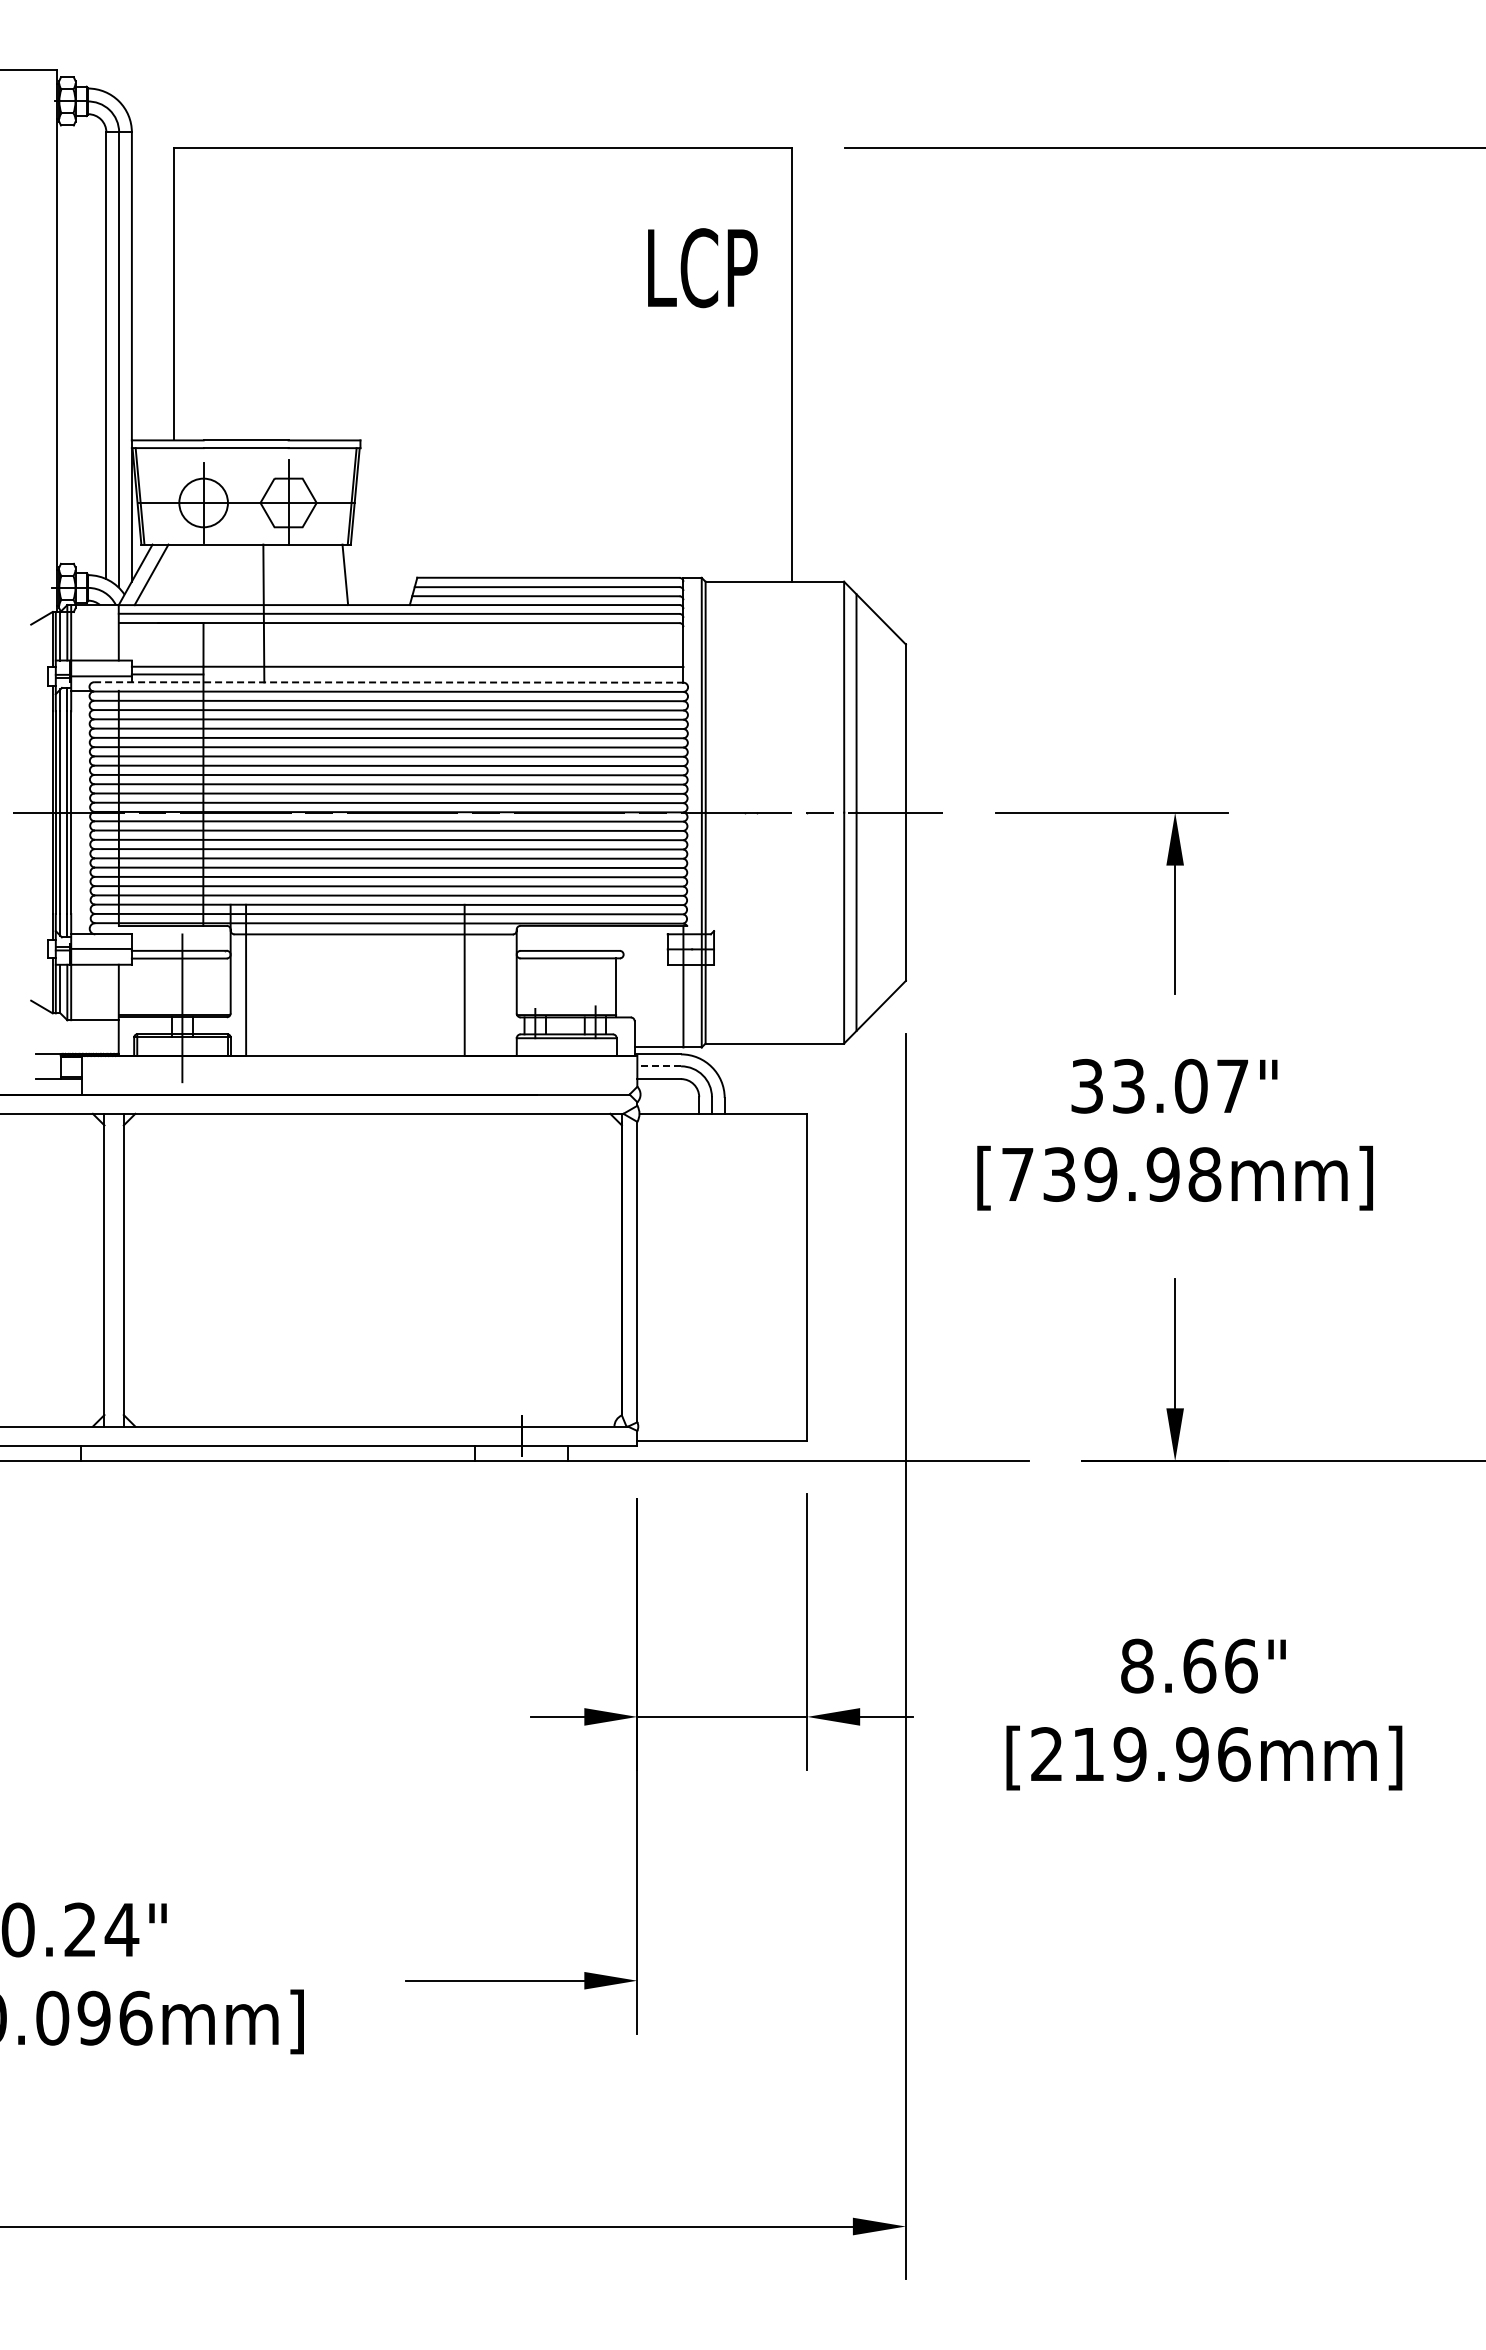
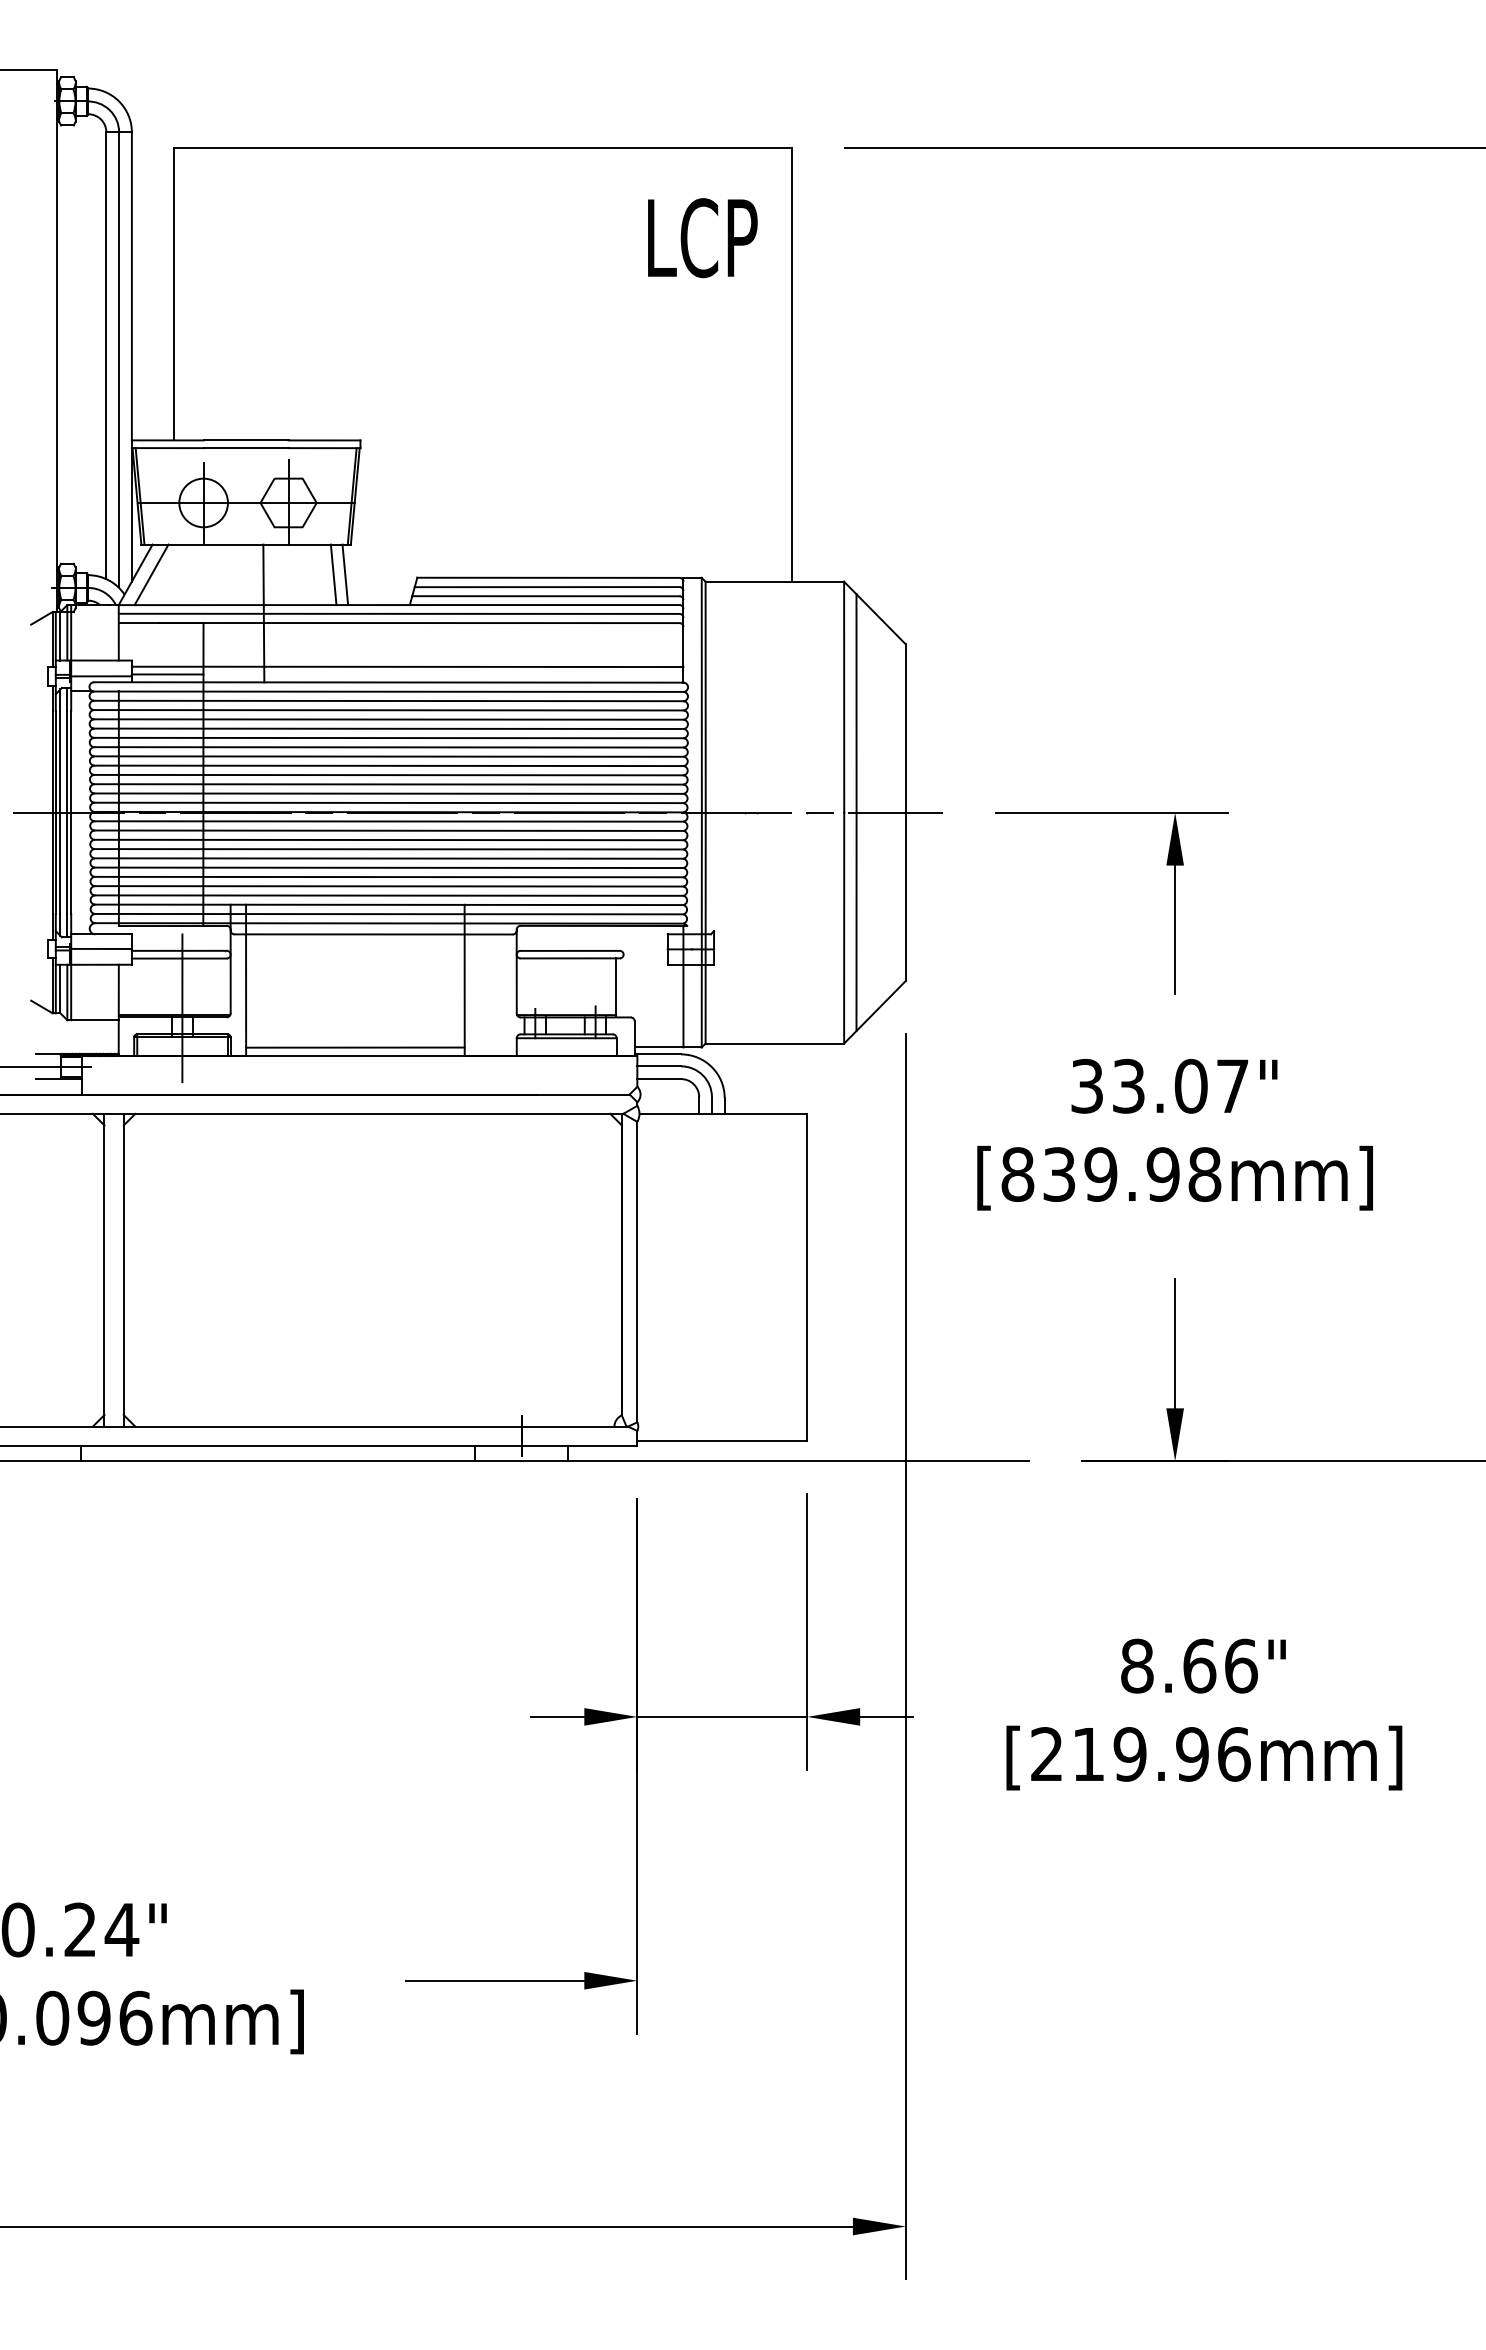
text position: (702, 268) -> (702, 238) (702, 238)
line: none -> present (333, 574)
line: dashed -> solid (388, 682)
line: none -> present (355, 1047)
line: none -> present (46, 1066)
line: dashed -> solid (659, 1066)
text: [739.98mm] -> [839.98mm] (1017, 1174)
